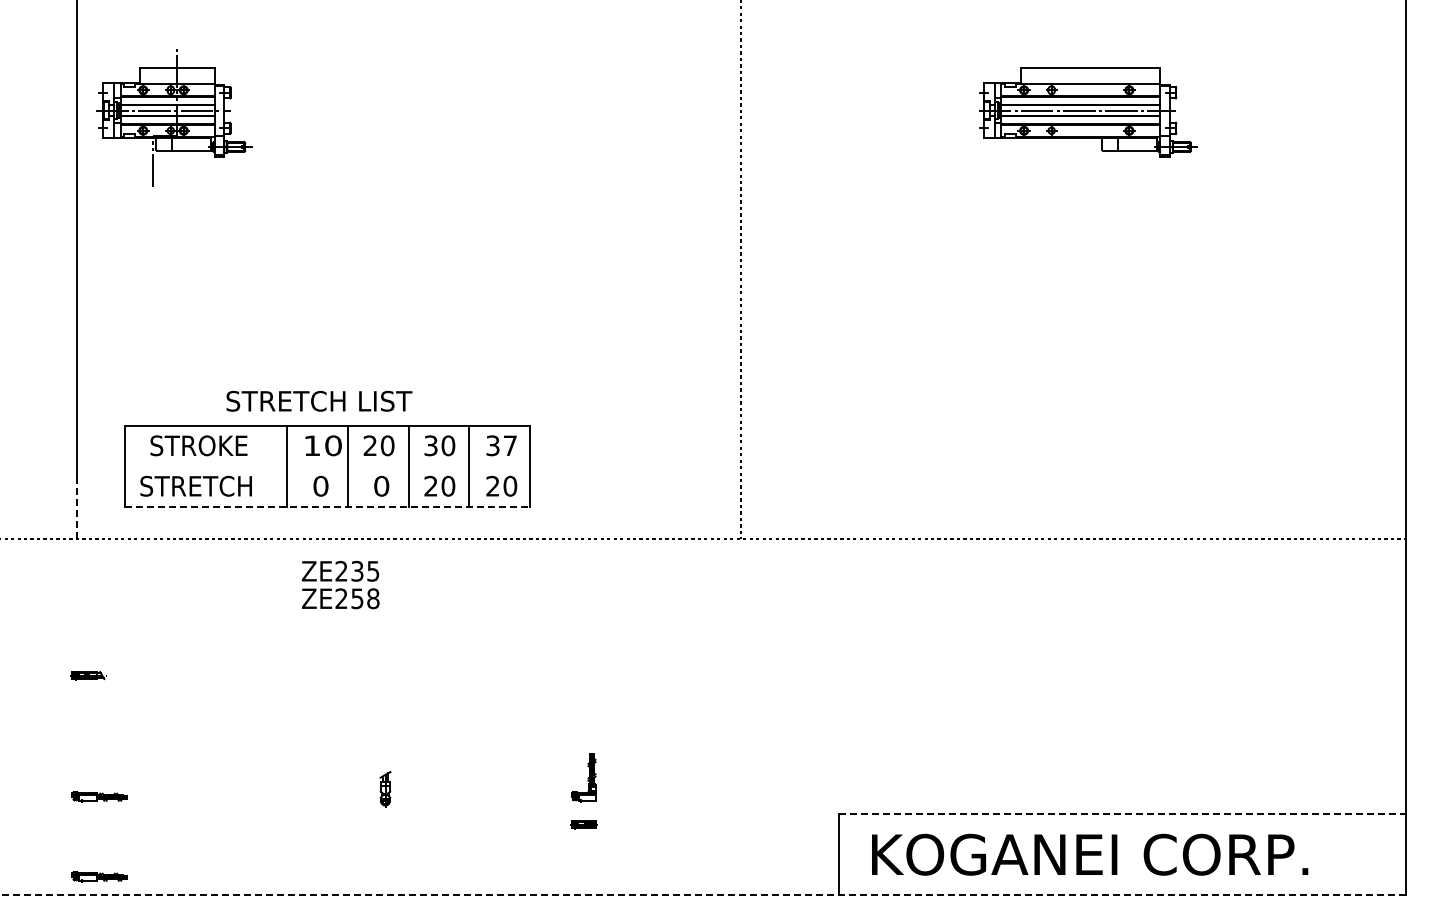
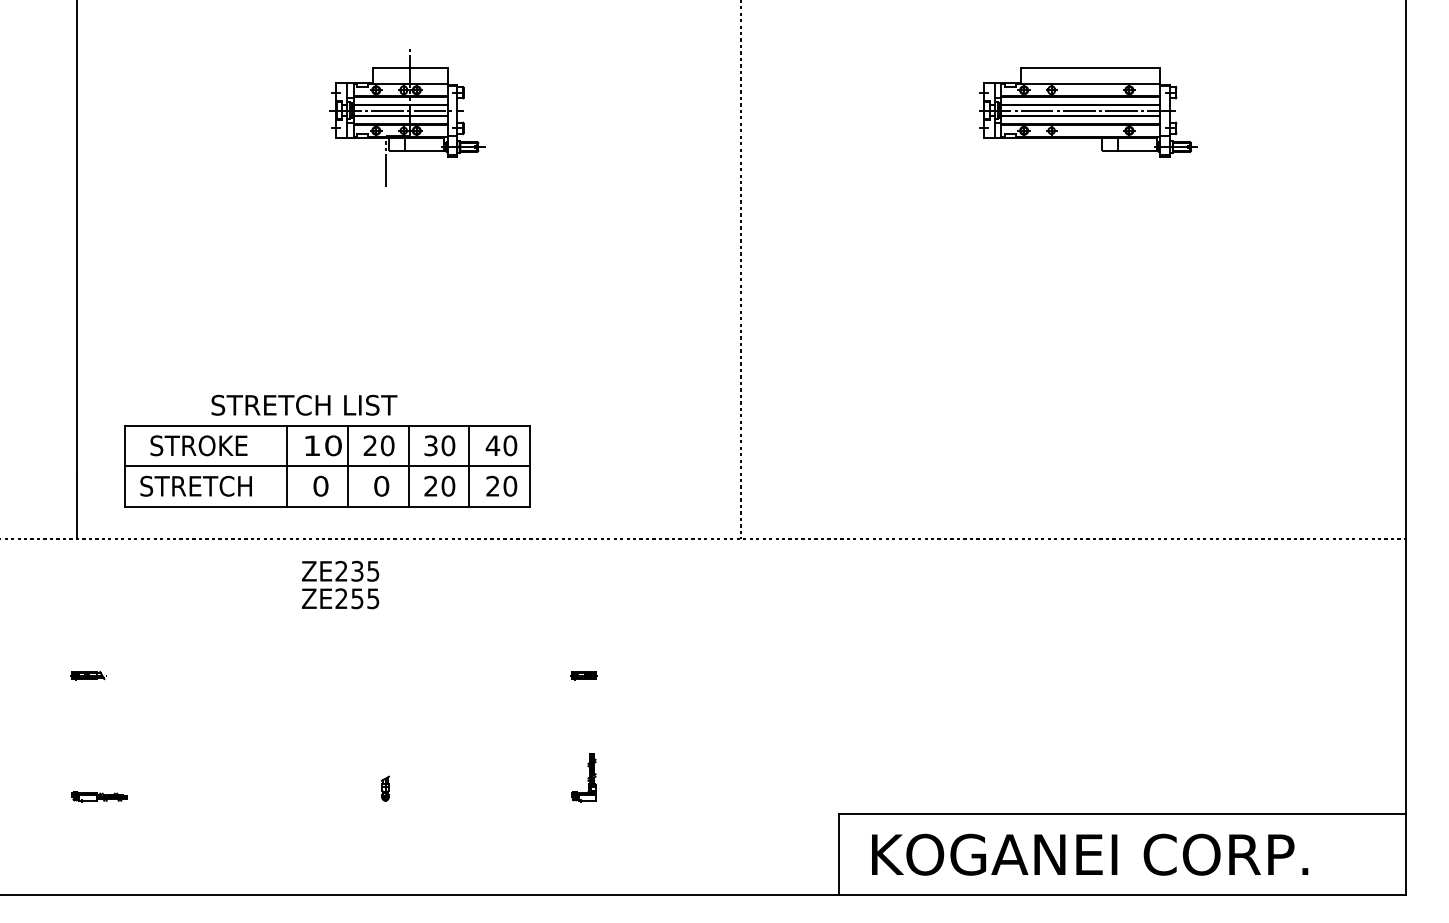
part position: (174, 117) -> (407, 117) (407, 117)
text position: (319, 400) -> (304, 404) (304, 404)
text: 37 -> 40 (501, 445)
line: none -> present (327, 466)
line: dashed -> solid (328, 506)
line: dashed -> solid (76, 508)
text: ZE258 -> ZE255 (373, 598)
part size: 13x37 px -> 9x27 px (385, 788)
line: dashed -> solid (1122, 814)
part position: (583, 824) -> (583, 675) (583, 675)
part: present -> none (99, 876)
line: dashed -> solid (703, 895)
